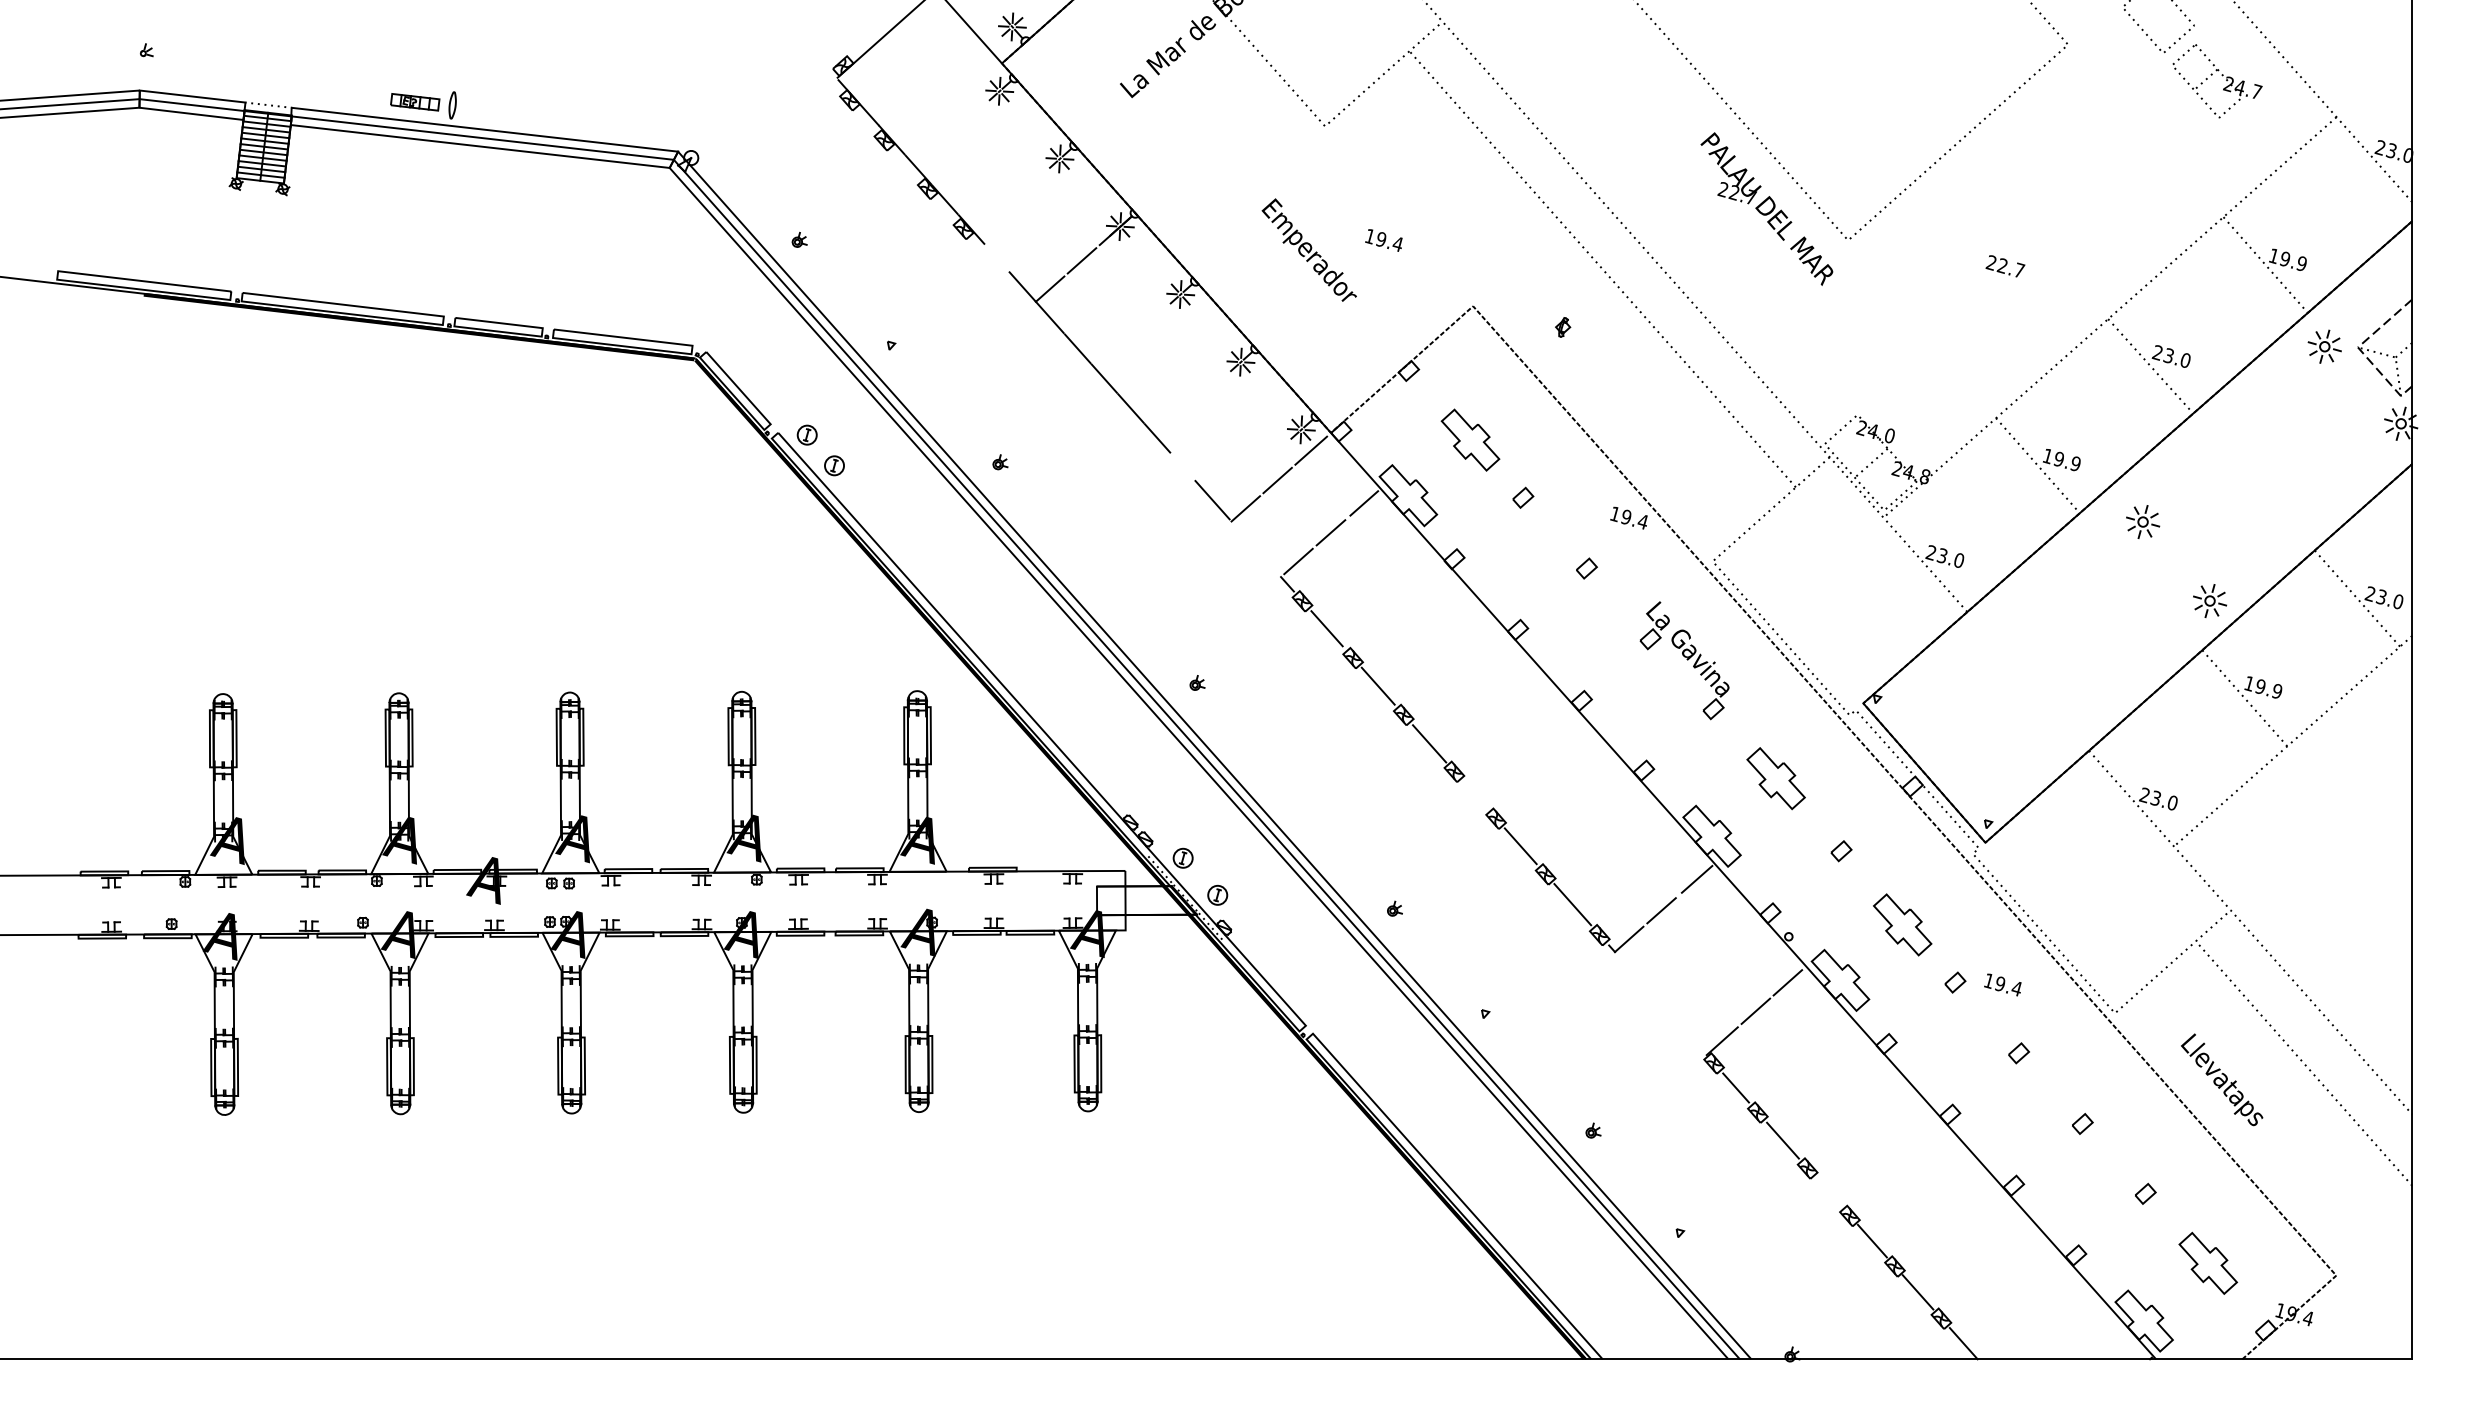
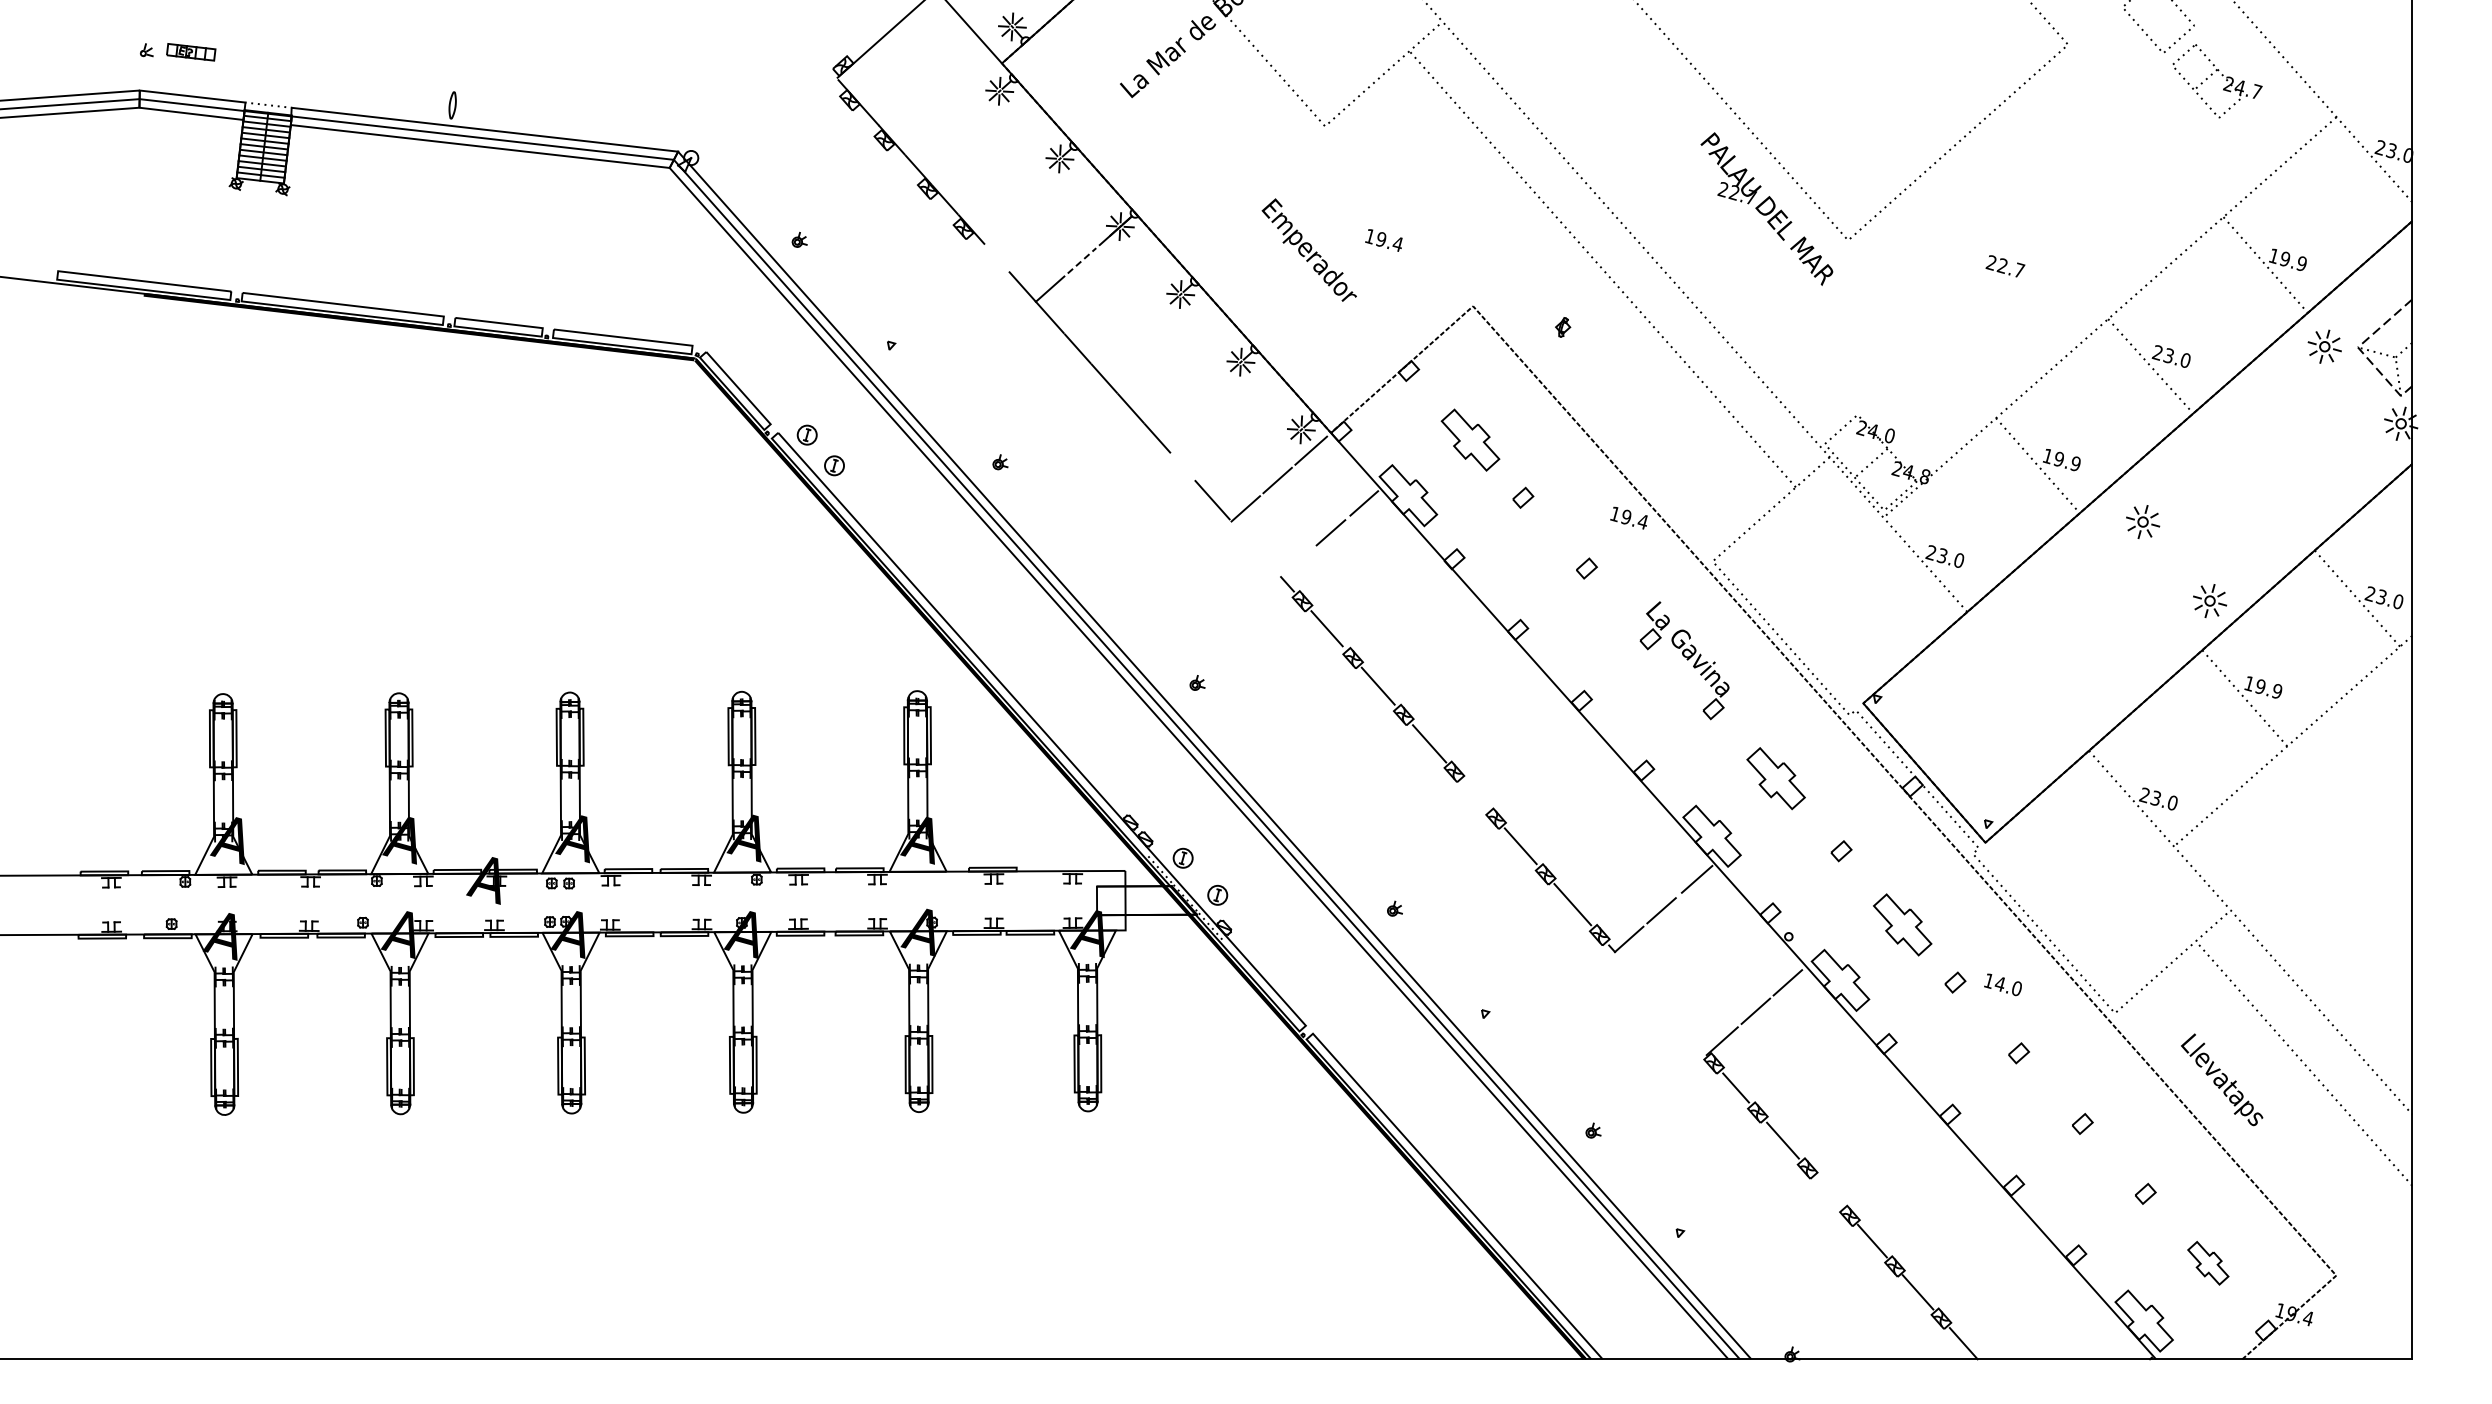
part position: (415, 102) -> (191, 52) (191, 52)
line: solid -> dashed (1082, 260)
line: present -> none (1298, 561)
text: 19.4 -> 14.0 (2007, 986)
part size: 61x64 px -> 43x46 px (2208, 1262)
